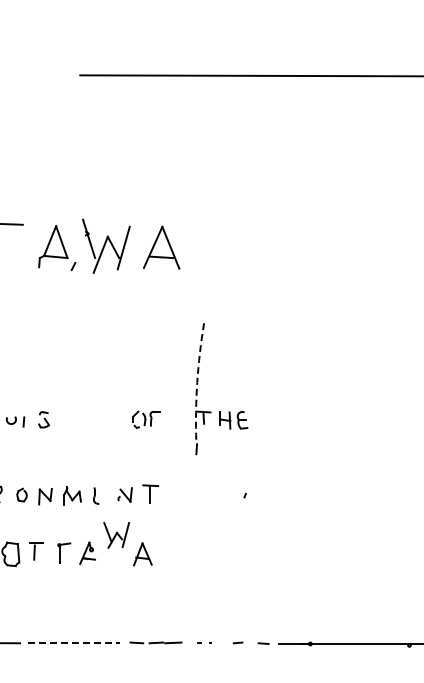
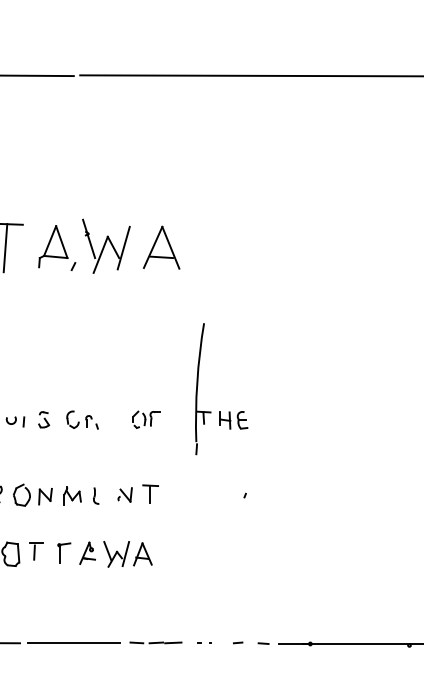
line: none -> present (37, 75)
line: none -> present (5, 248)
arc: dashed -> solid (197, 382)
part: none -> present (82, 419)
part size: 12x16 px -> 18x24 px (21, 494)
part position: (116, 535) -> (116, 554) (116, 554)
line: dashed -> solid (74, 642)
